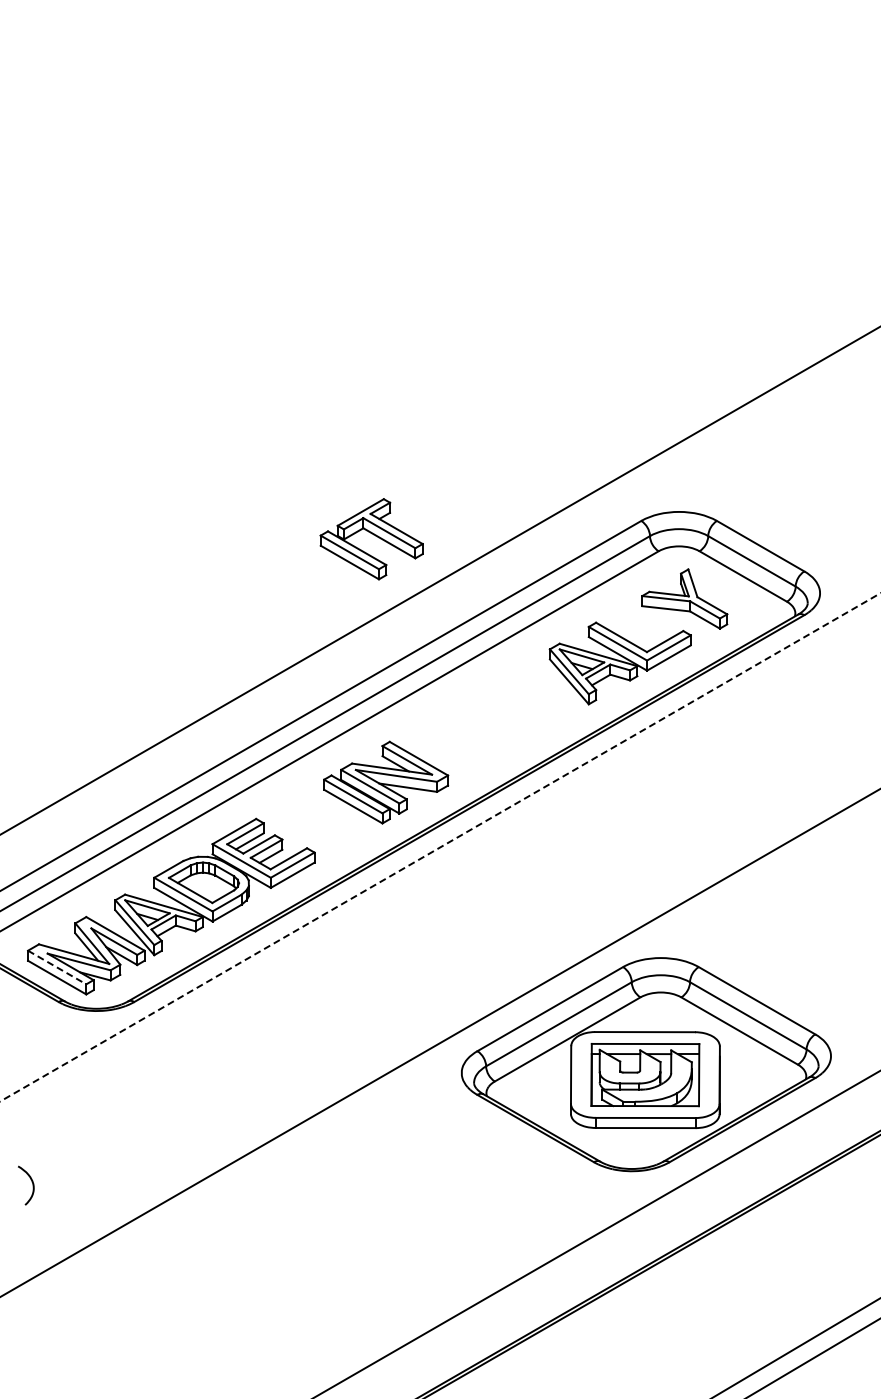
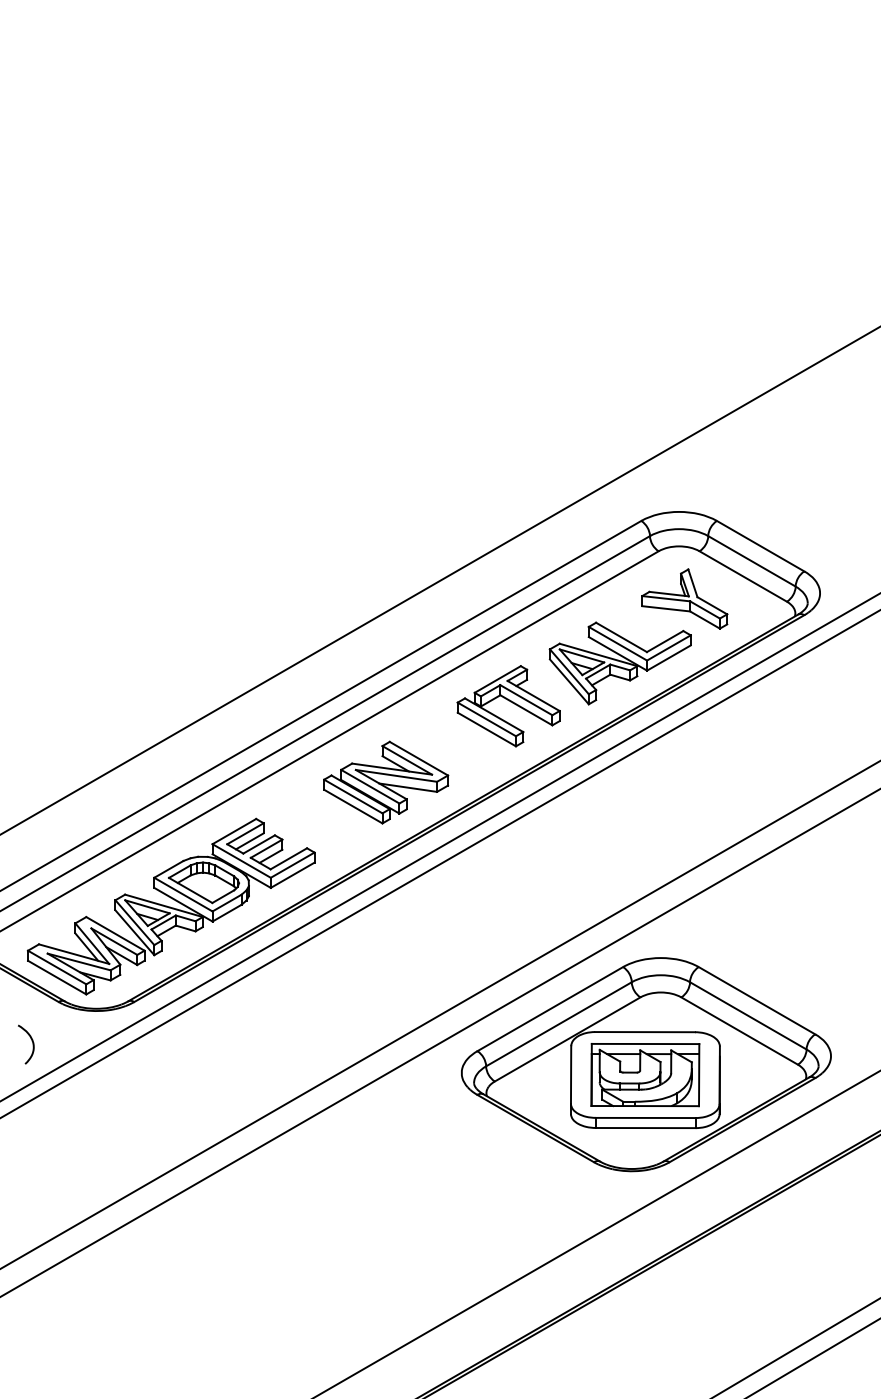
part position: (371, 539) -> (508, 706) (508, 706)
line: dashed -> solid (440, 847)
line: none -> present (439, 863)
line: dashed -> solid (57, 967)
line: none -> present (439, 1014)
curve position: (31, 1182) -> (31, 1041) (31, 1041)
